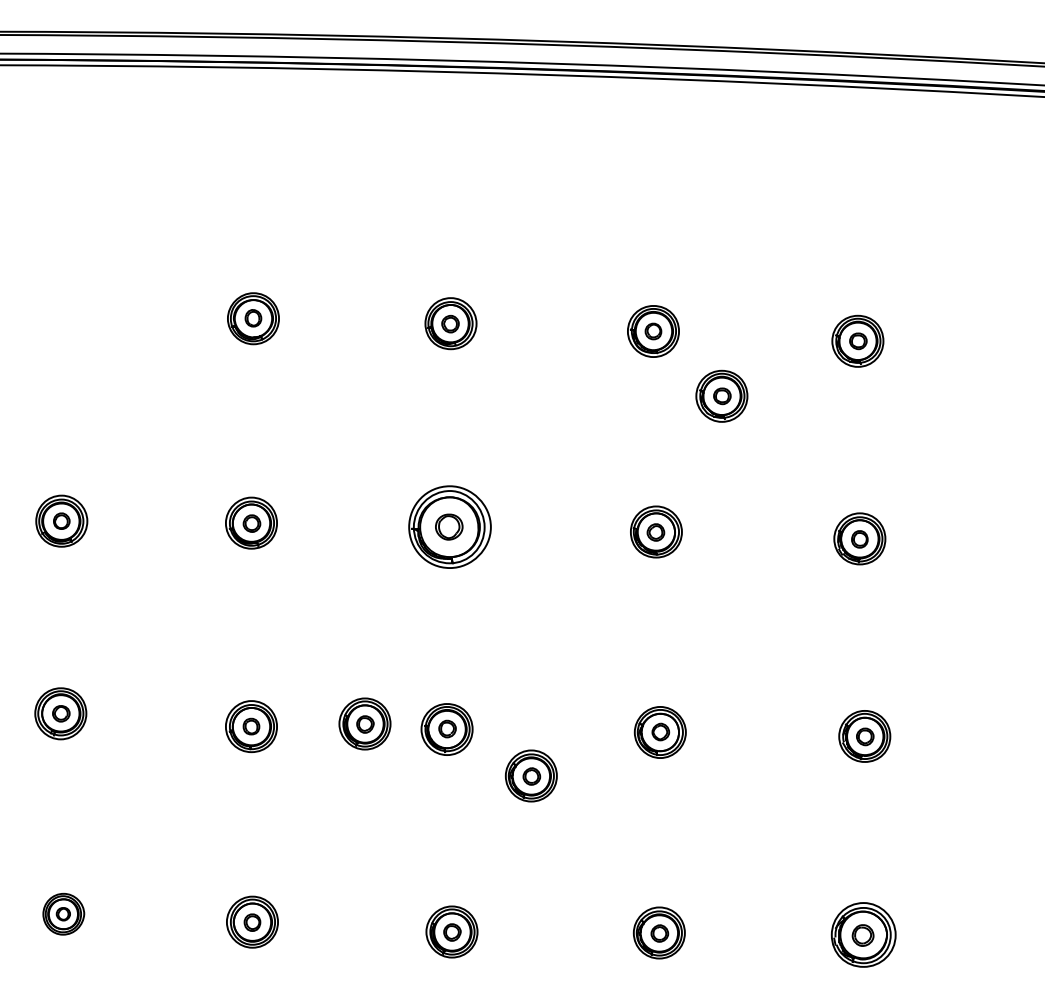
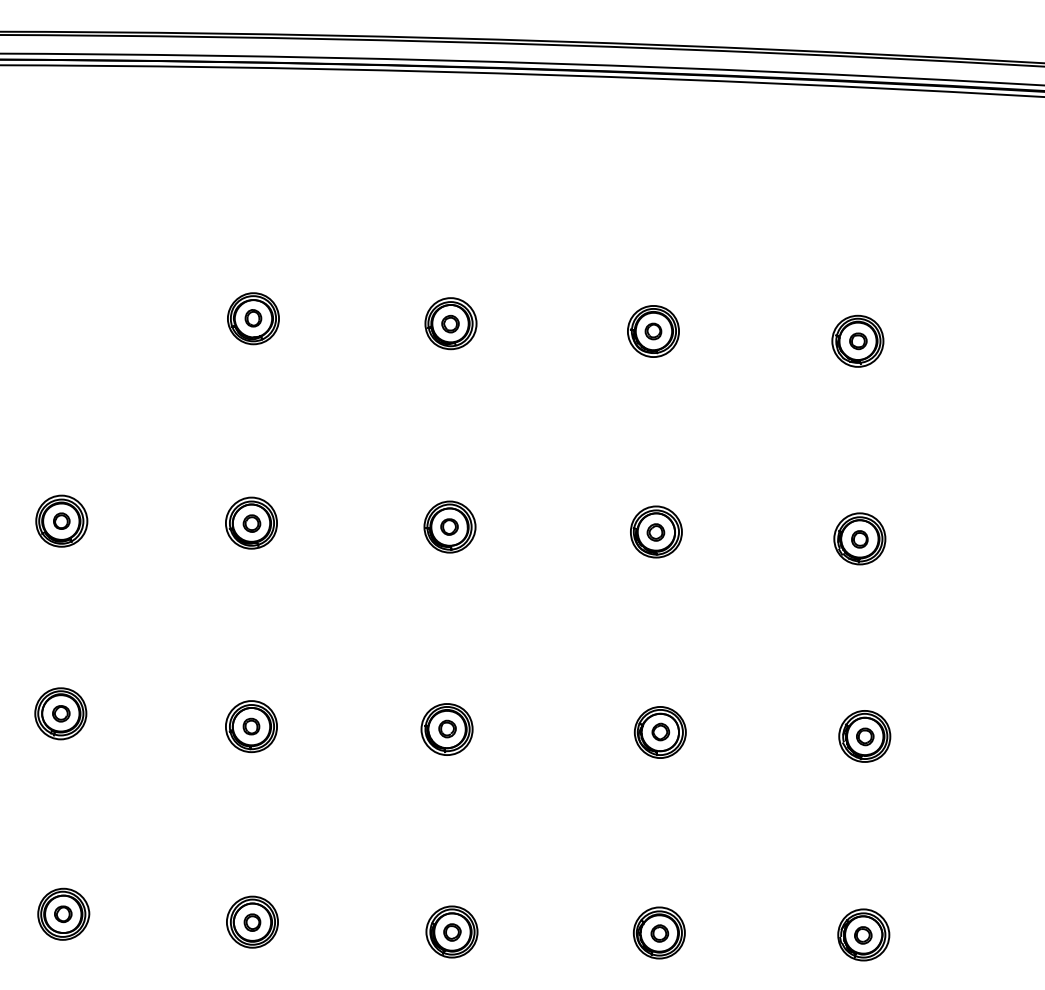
part: present -> none (721, 395)
part size: 84x84 px -> 54x54 px (449, 526)
part: present -> none (364, 723)
part: present -> none (530, 775)
part size: 44x44 px -> 54x54 px (63, 913)
part size: 67x66 px -> 54x54 px (863, 934)
